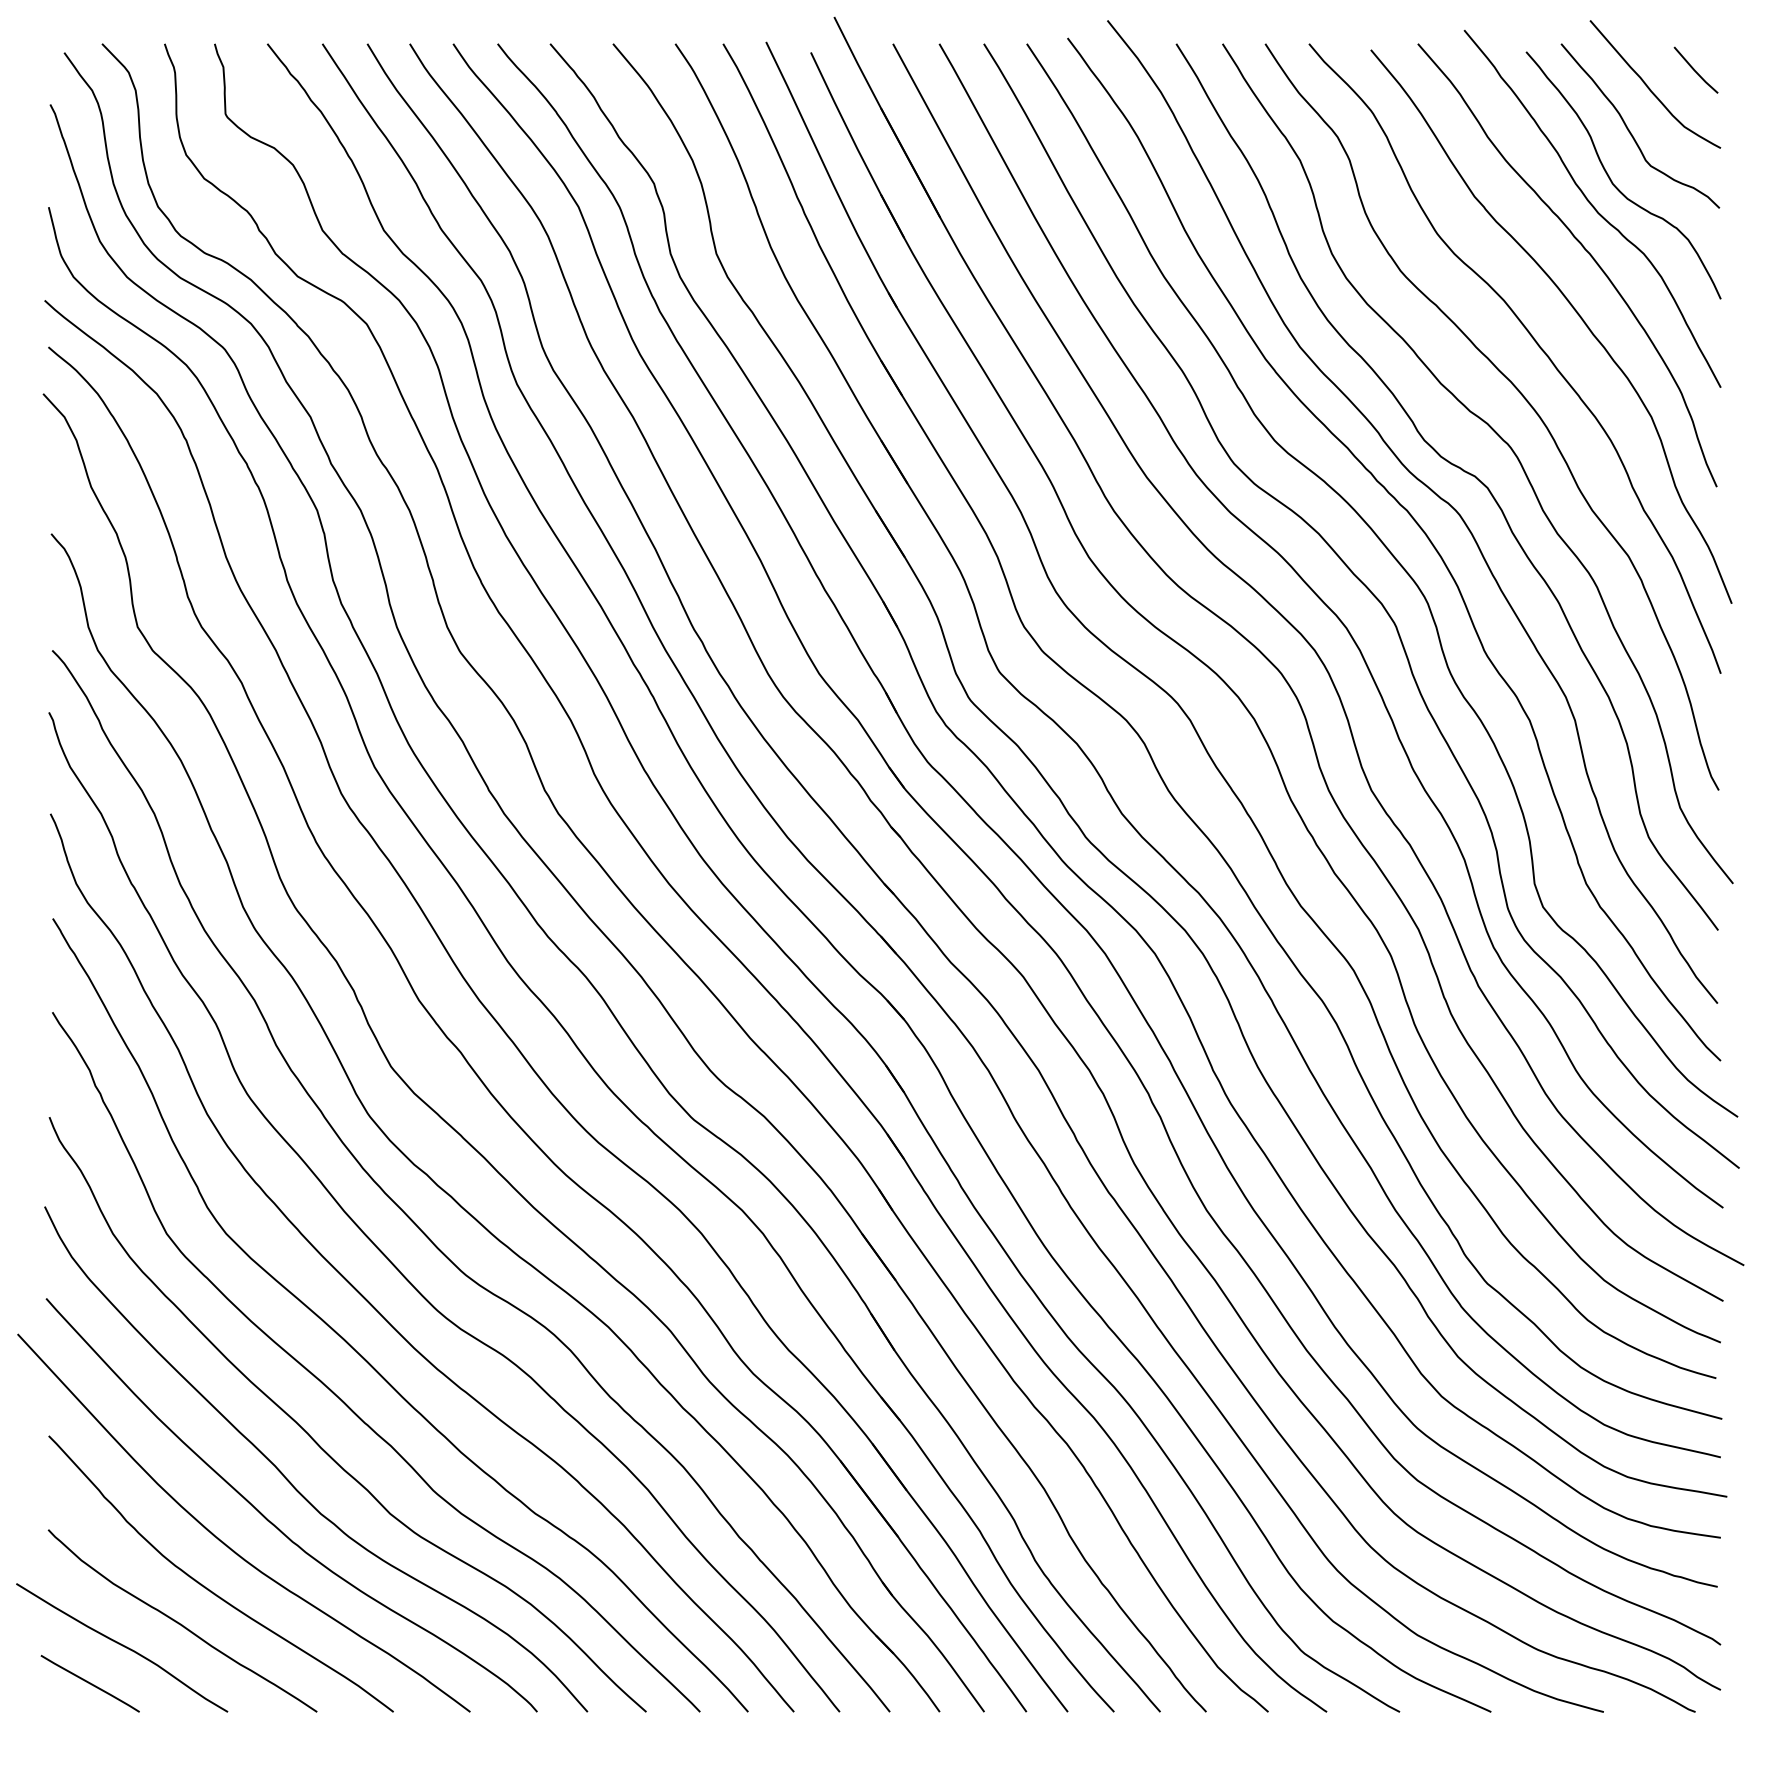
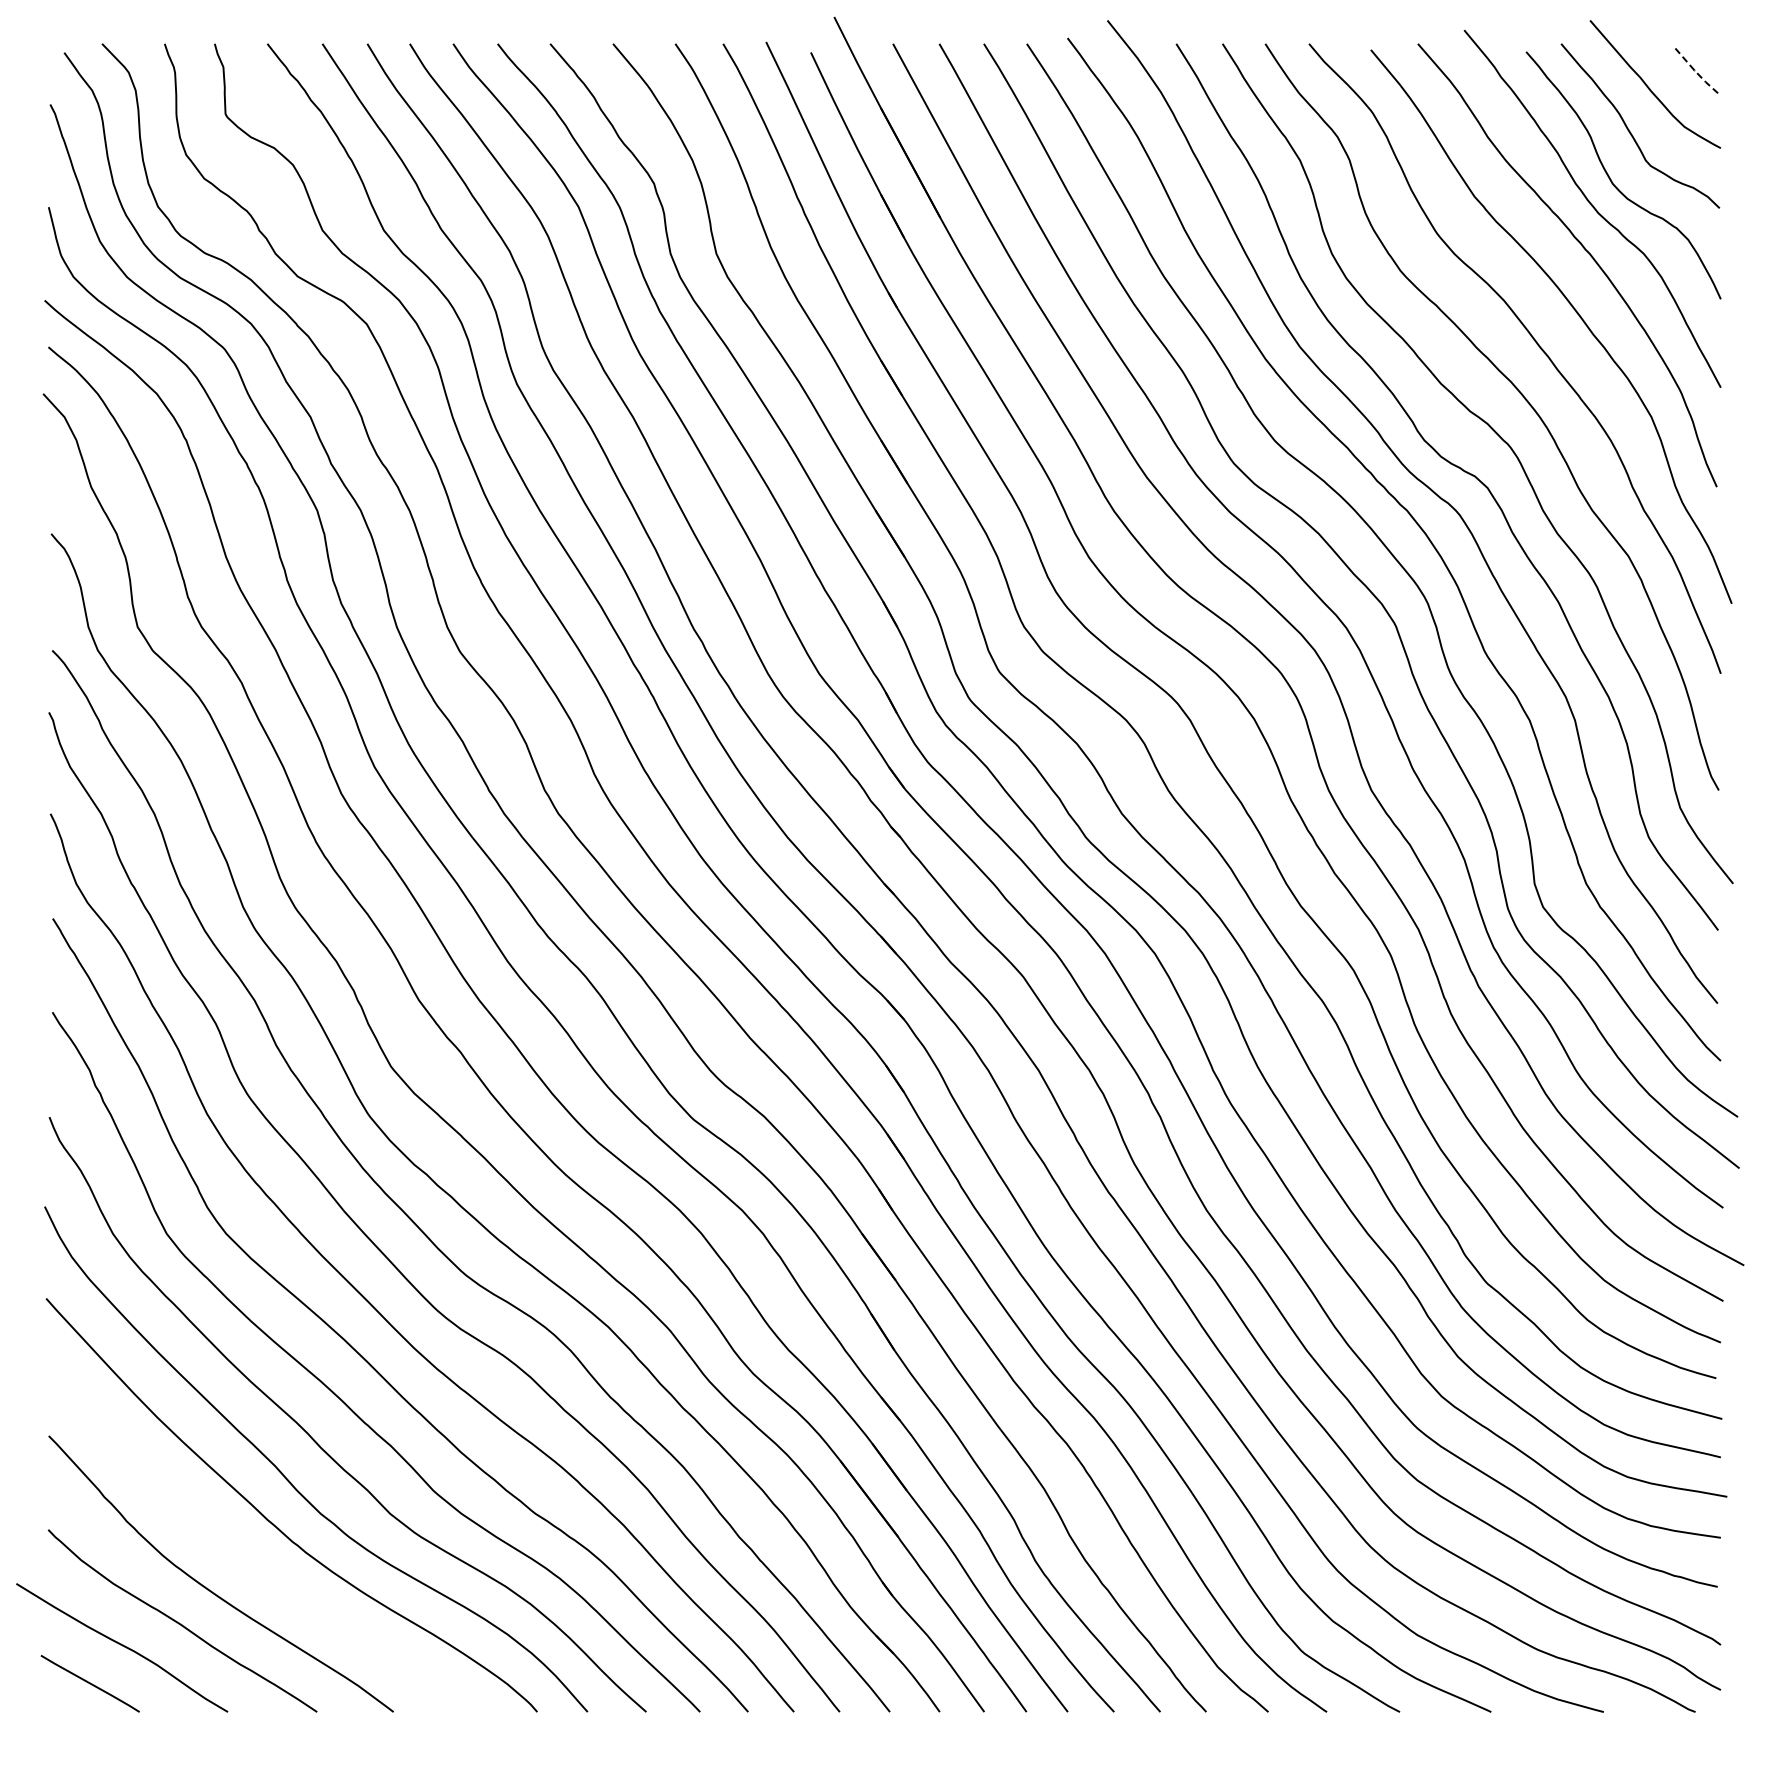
line: solid -> dashed (1695, 71)
curve: present -> none (228, 1545)
